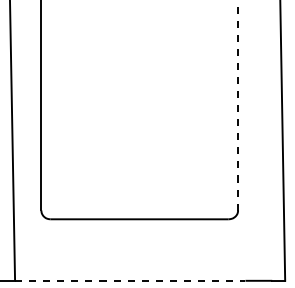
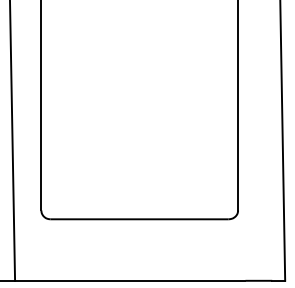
line: dashed -> solid (238, 104)
line: dashed -> solid (130, 280)
